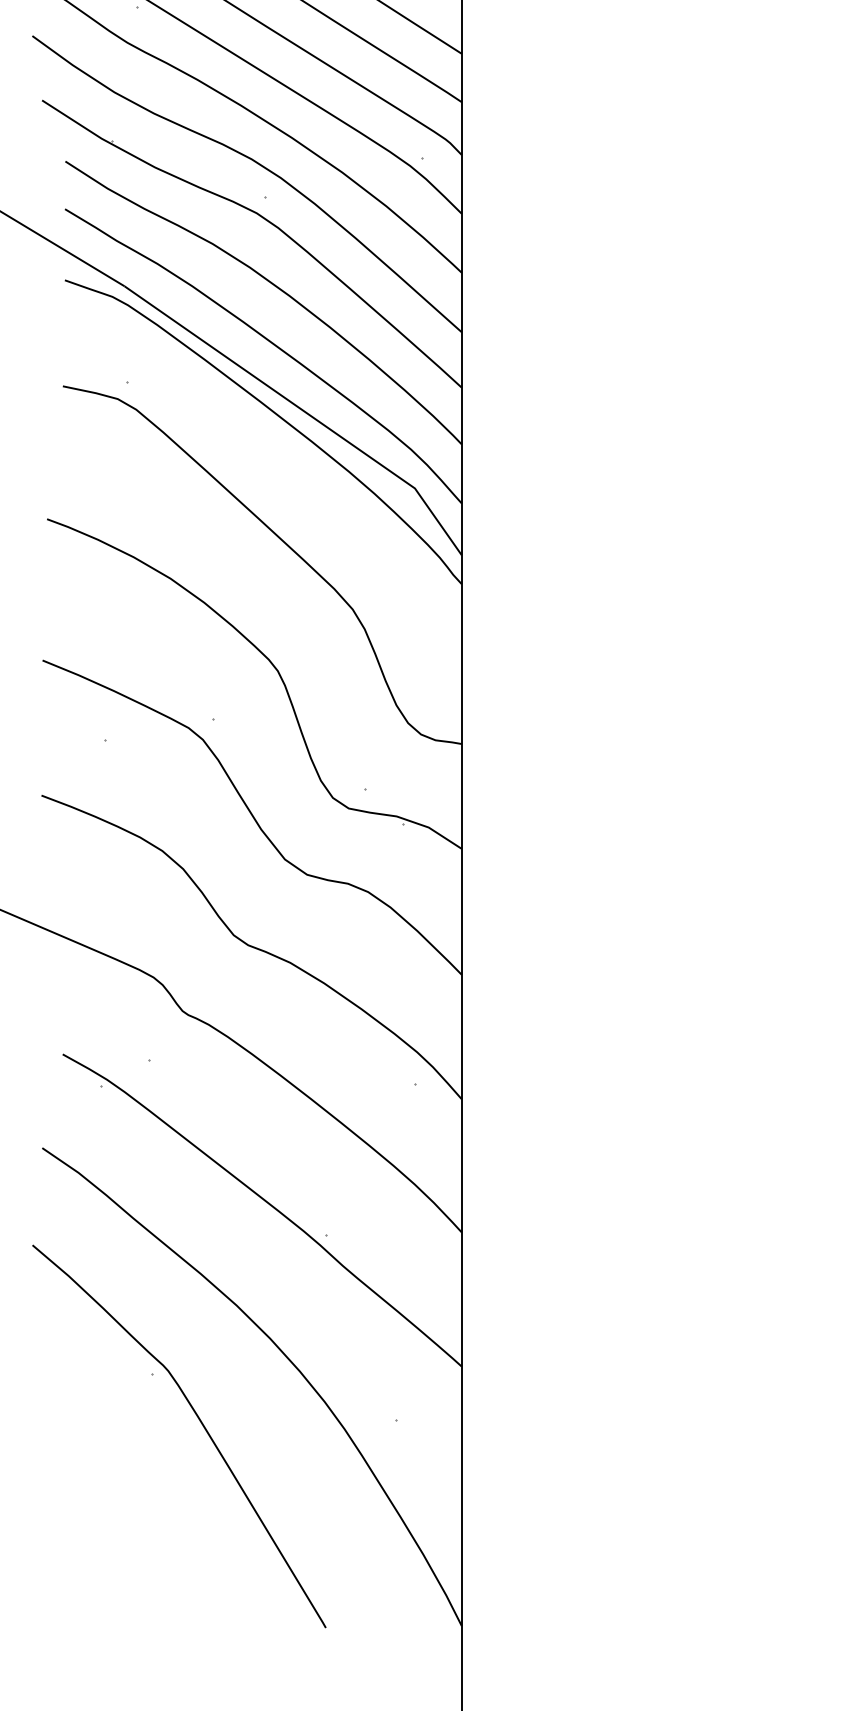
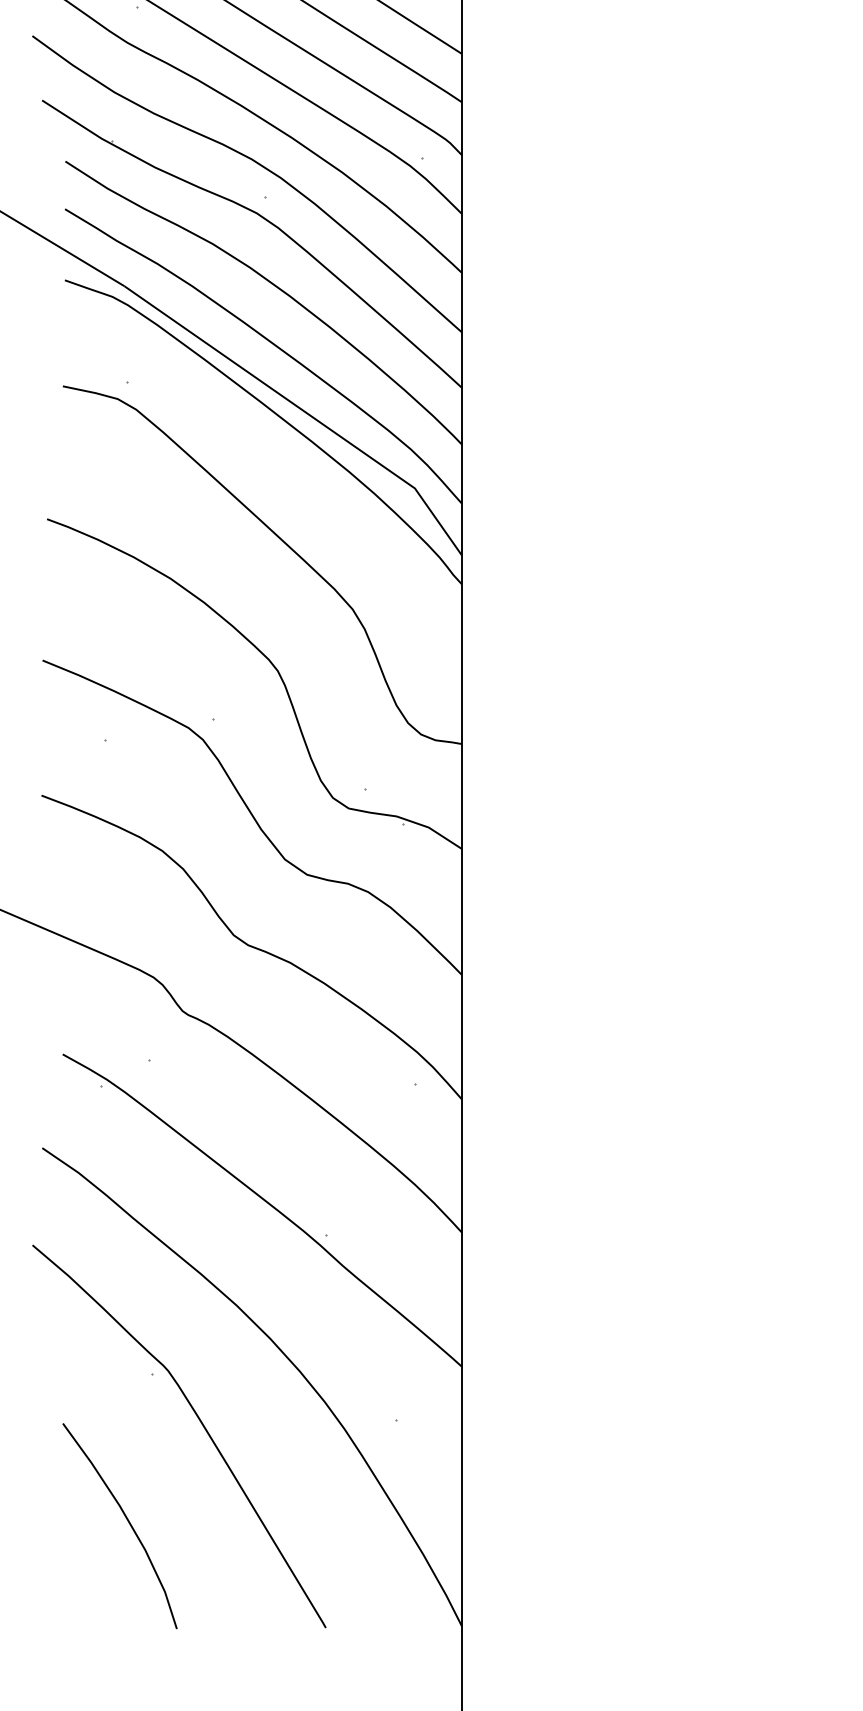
curve: none -> present (127, 1521)
